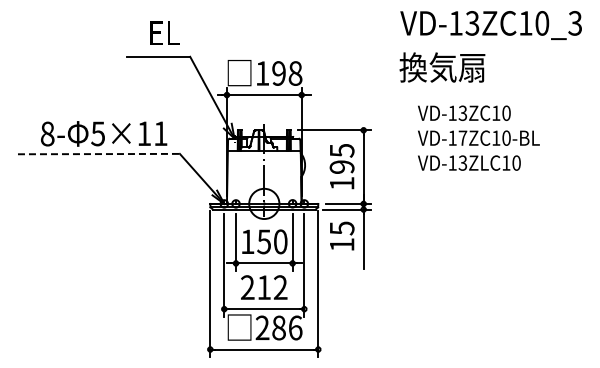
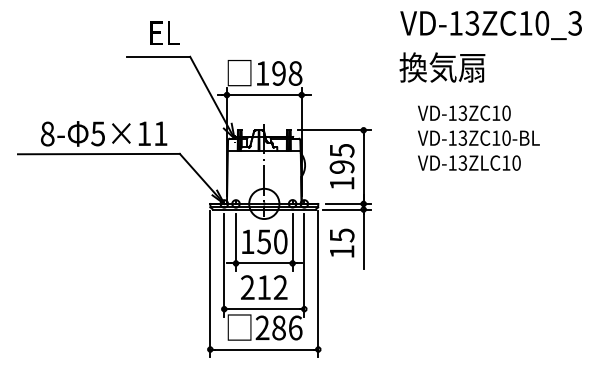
text: VD-17ZC10-BL -> VD-13ZC10-BL (462, 137)
line: dashed -> solid (98, 154)
text position: (342, 235) -> (342, 242) (342, 242)
